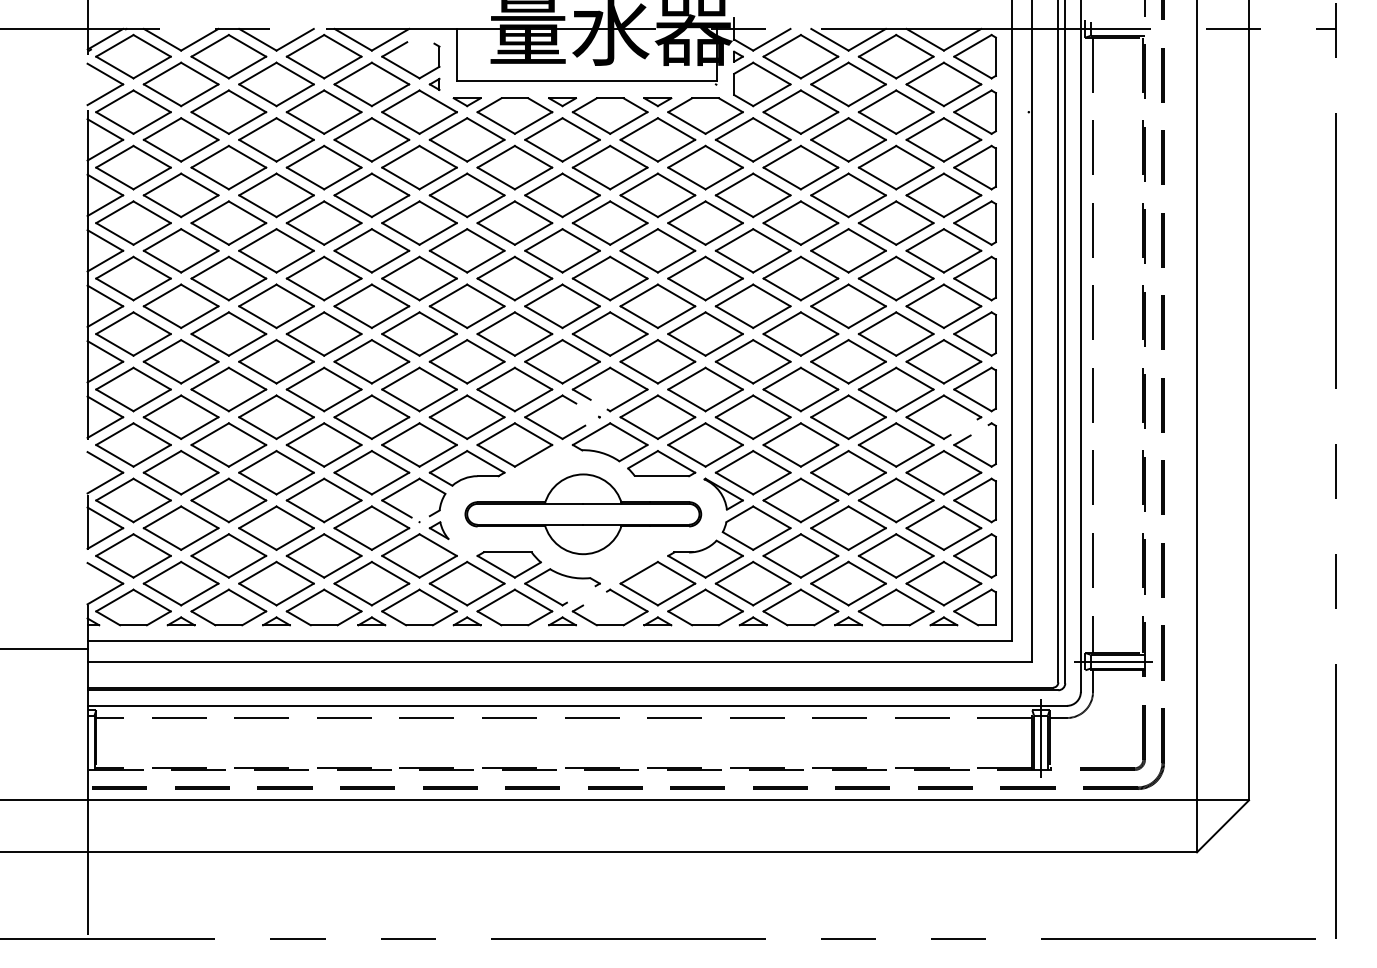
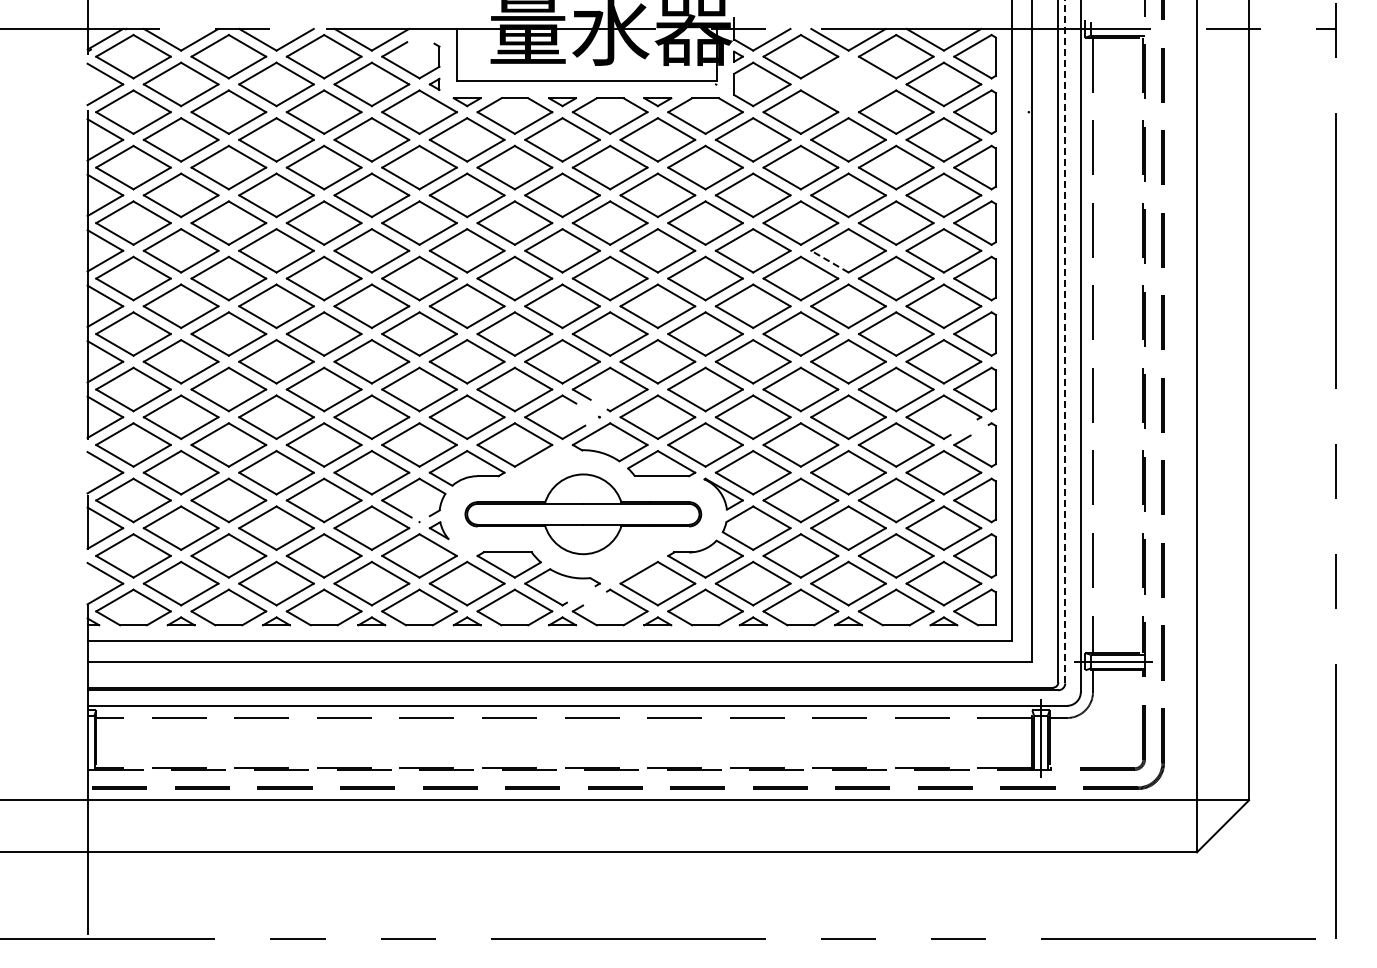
part: present -> none (848, 84)
line: solid -> dashed (829, 261)
line: solid -> dashed (1065, 341)
line: present -> none (44, 648)
